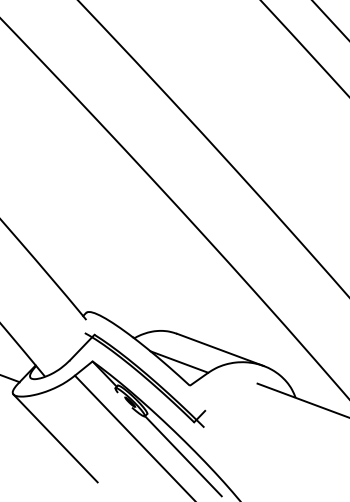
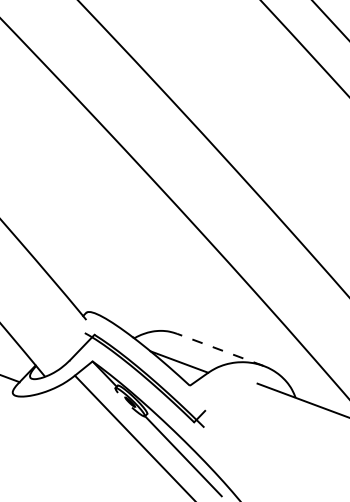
line: solid -> dashed (219, 349)
line: present -> none (55, 438)
